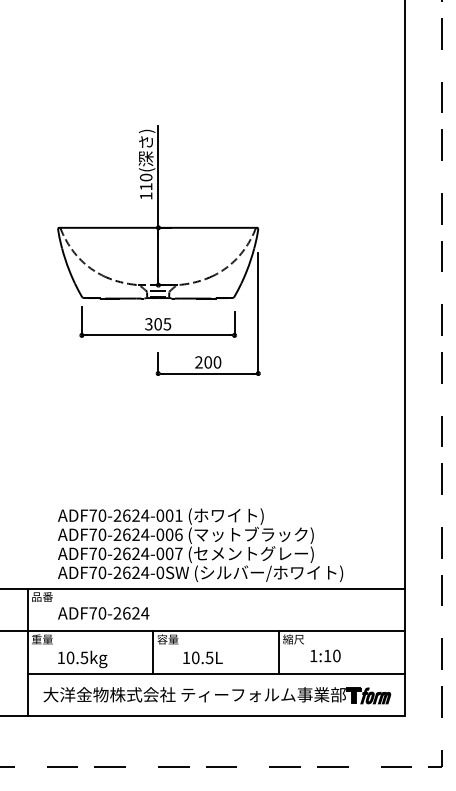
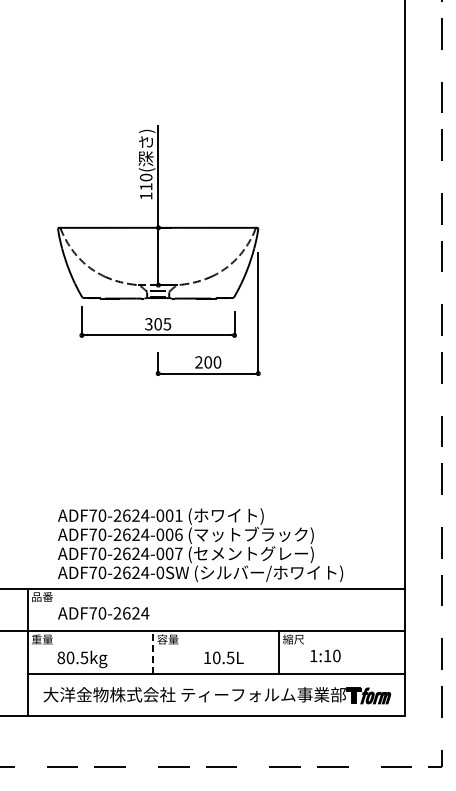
line: solid -> dashed (153, 652)
text: 10.5kg -> 80.5kg (61, 657)
text position: (202, 657) -> (223, 657) (223, 657)
